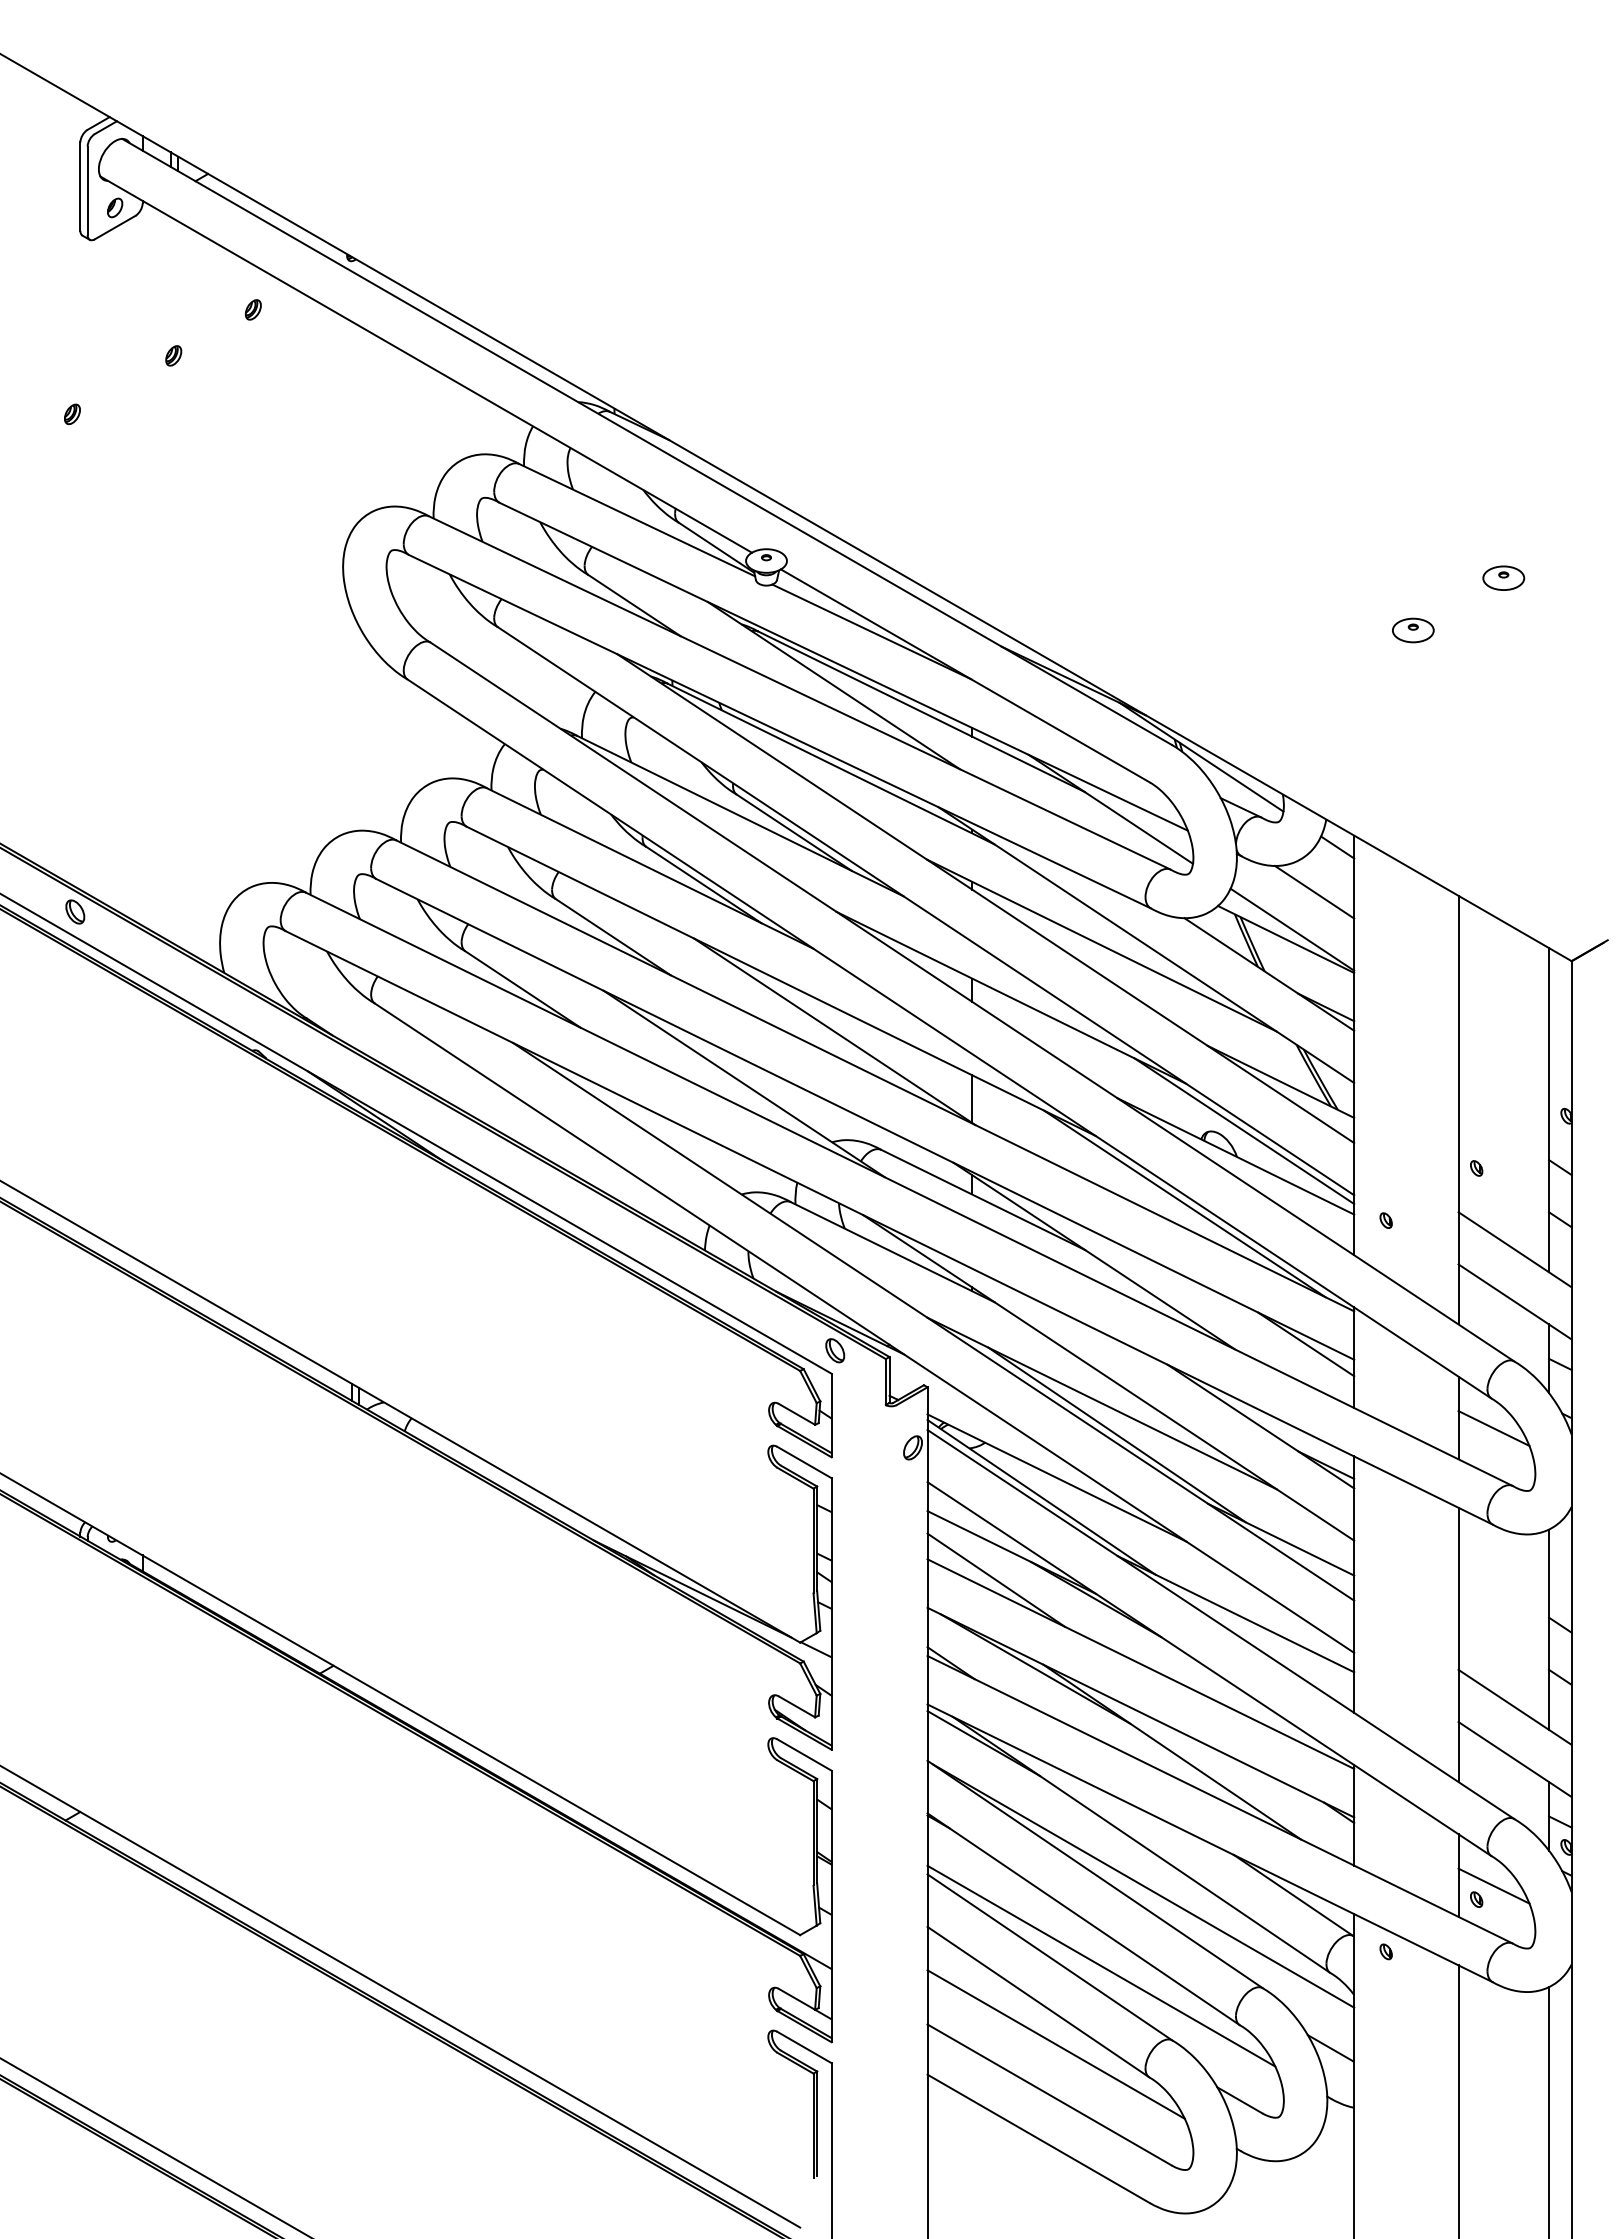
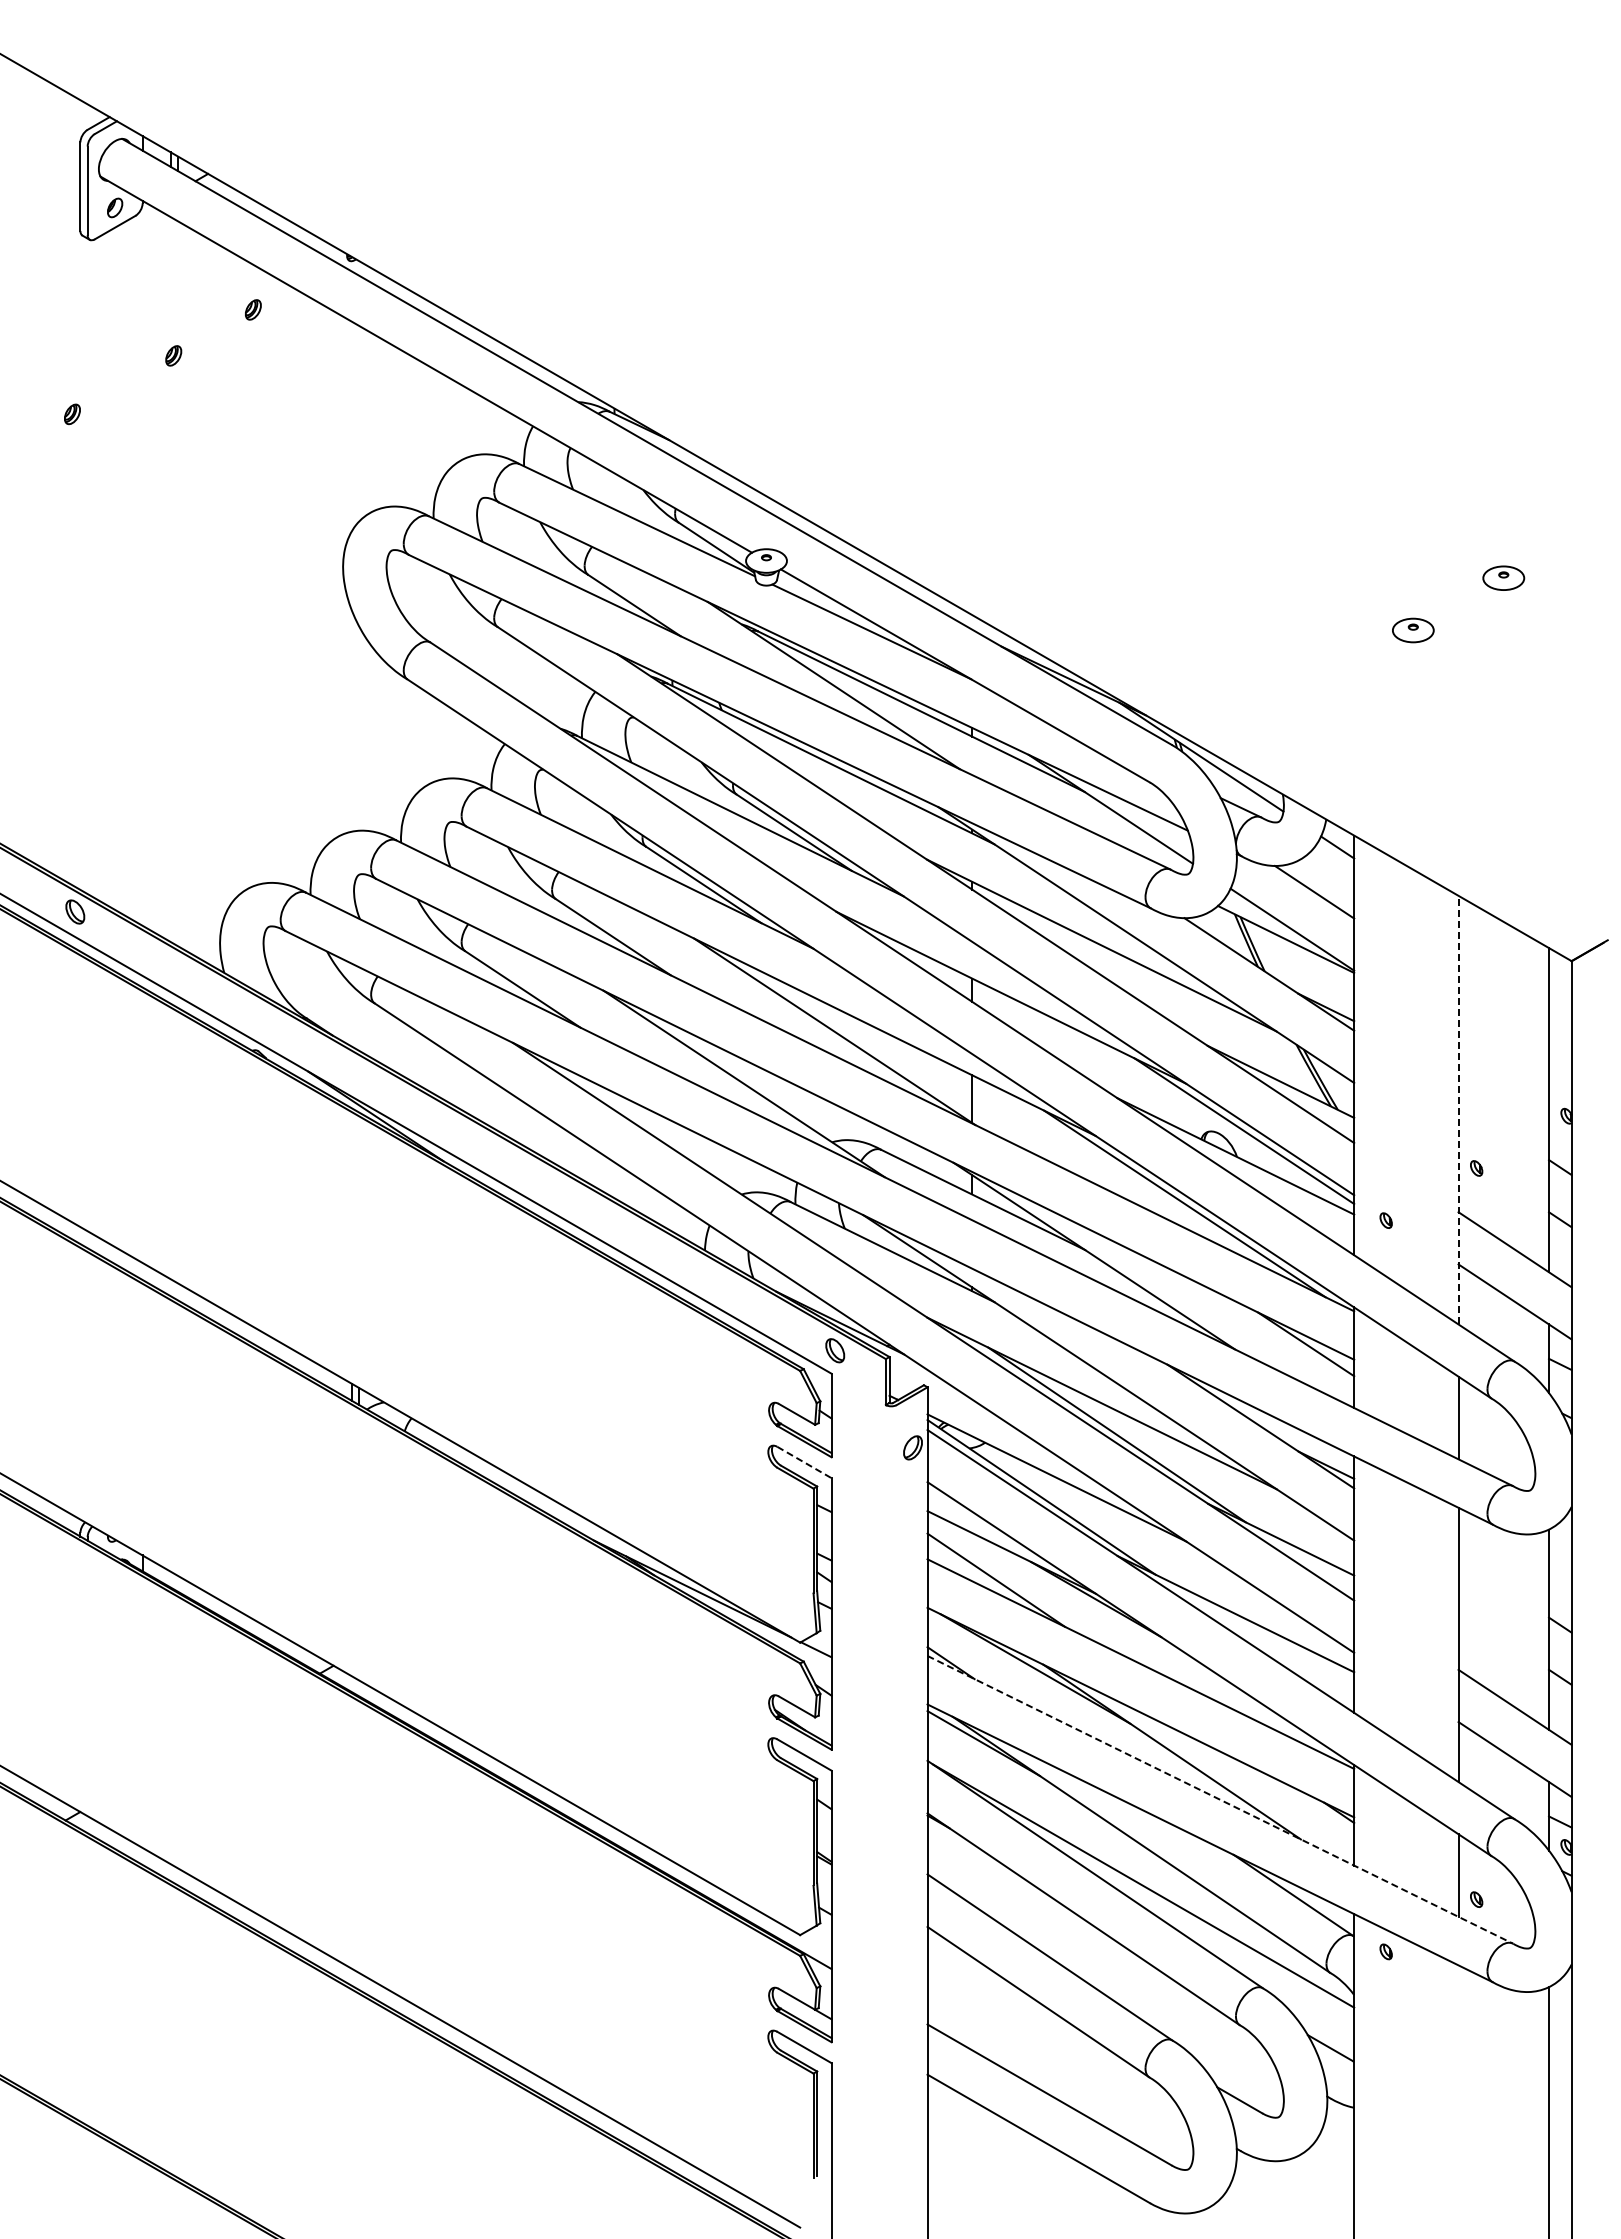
line: solid -> dashed (1458, 1109)
line: present -> none (1493, 1428)
line: solid -> dashed (804, 1462)
line: solid -> dashed (1220, 1799)
line: present -> none (1493, 1885)
line: present -> none (1101, 1965)
line: present -> none (1055, 2044)
line: present -> none (1458, 2100)
line: present -> none (155, 2147)
